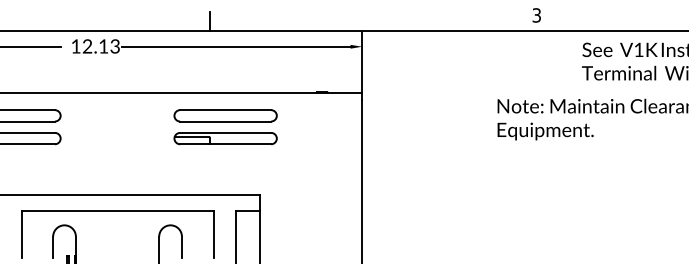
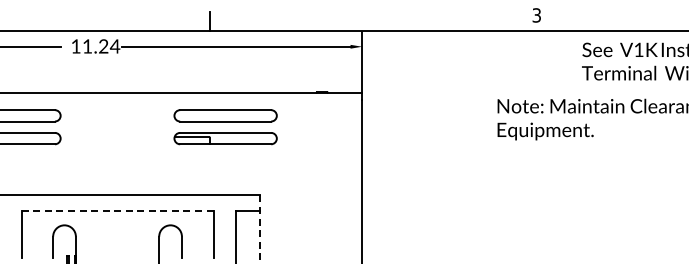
text: 12.13 -> 11.24 (101, 46)
line: solid -> dashed (117, 211)
line: solid -> dashed (259, 230)
